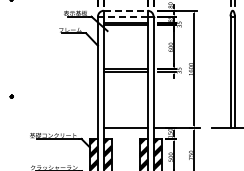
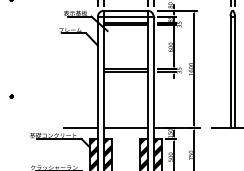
line: dashed -> solid (125, 10)
line: dashed -> solid (125, 16)
line: none -> present (80, 127)
